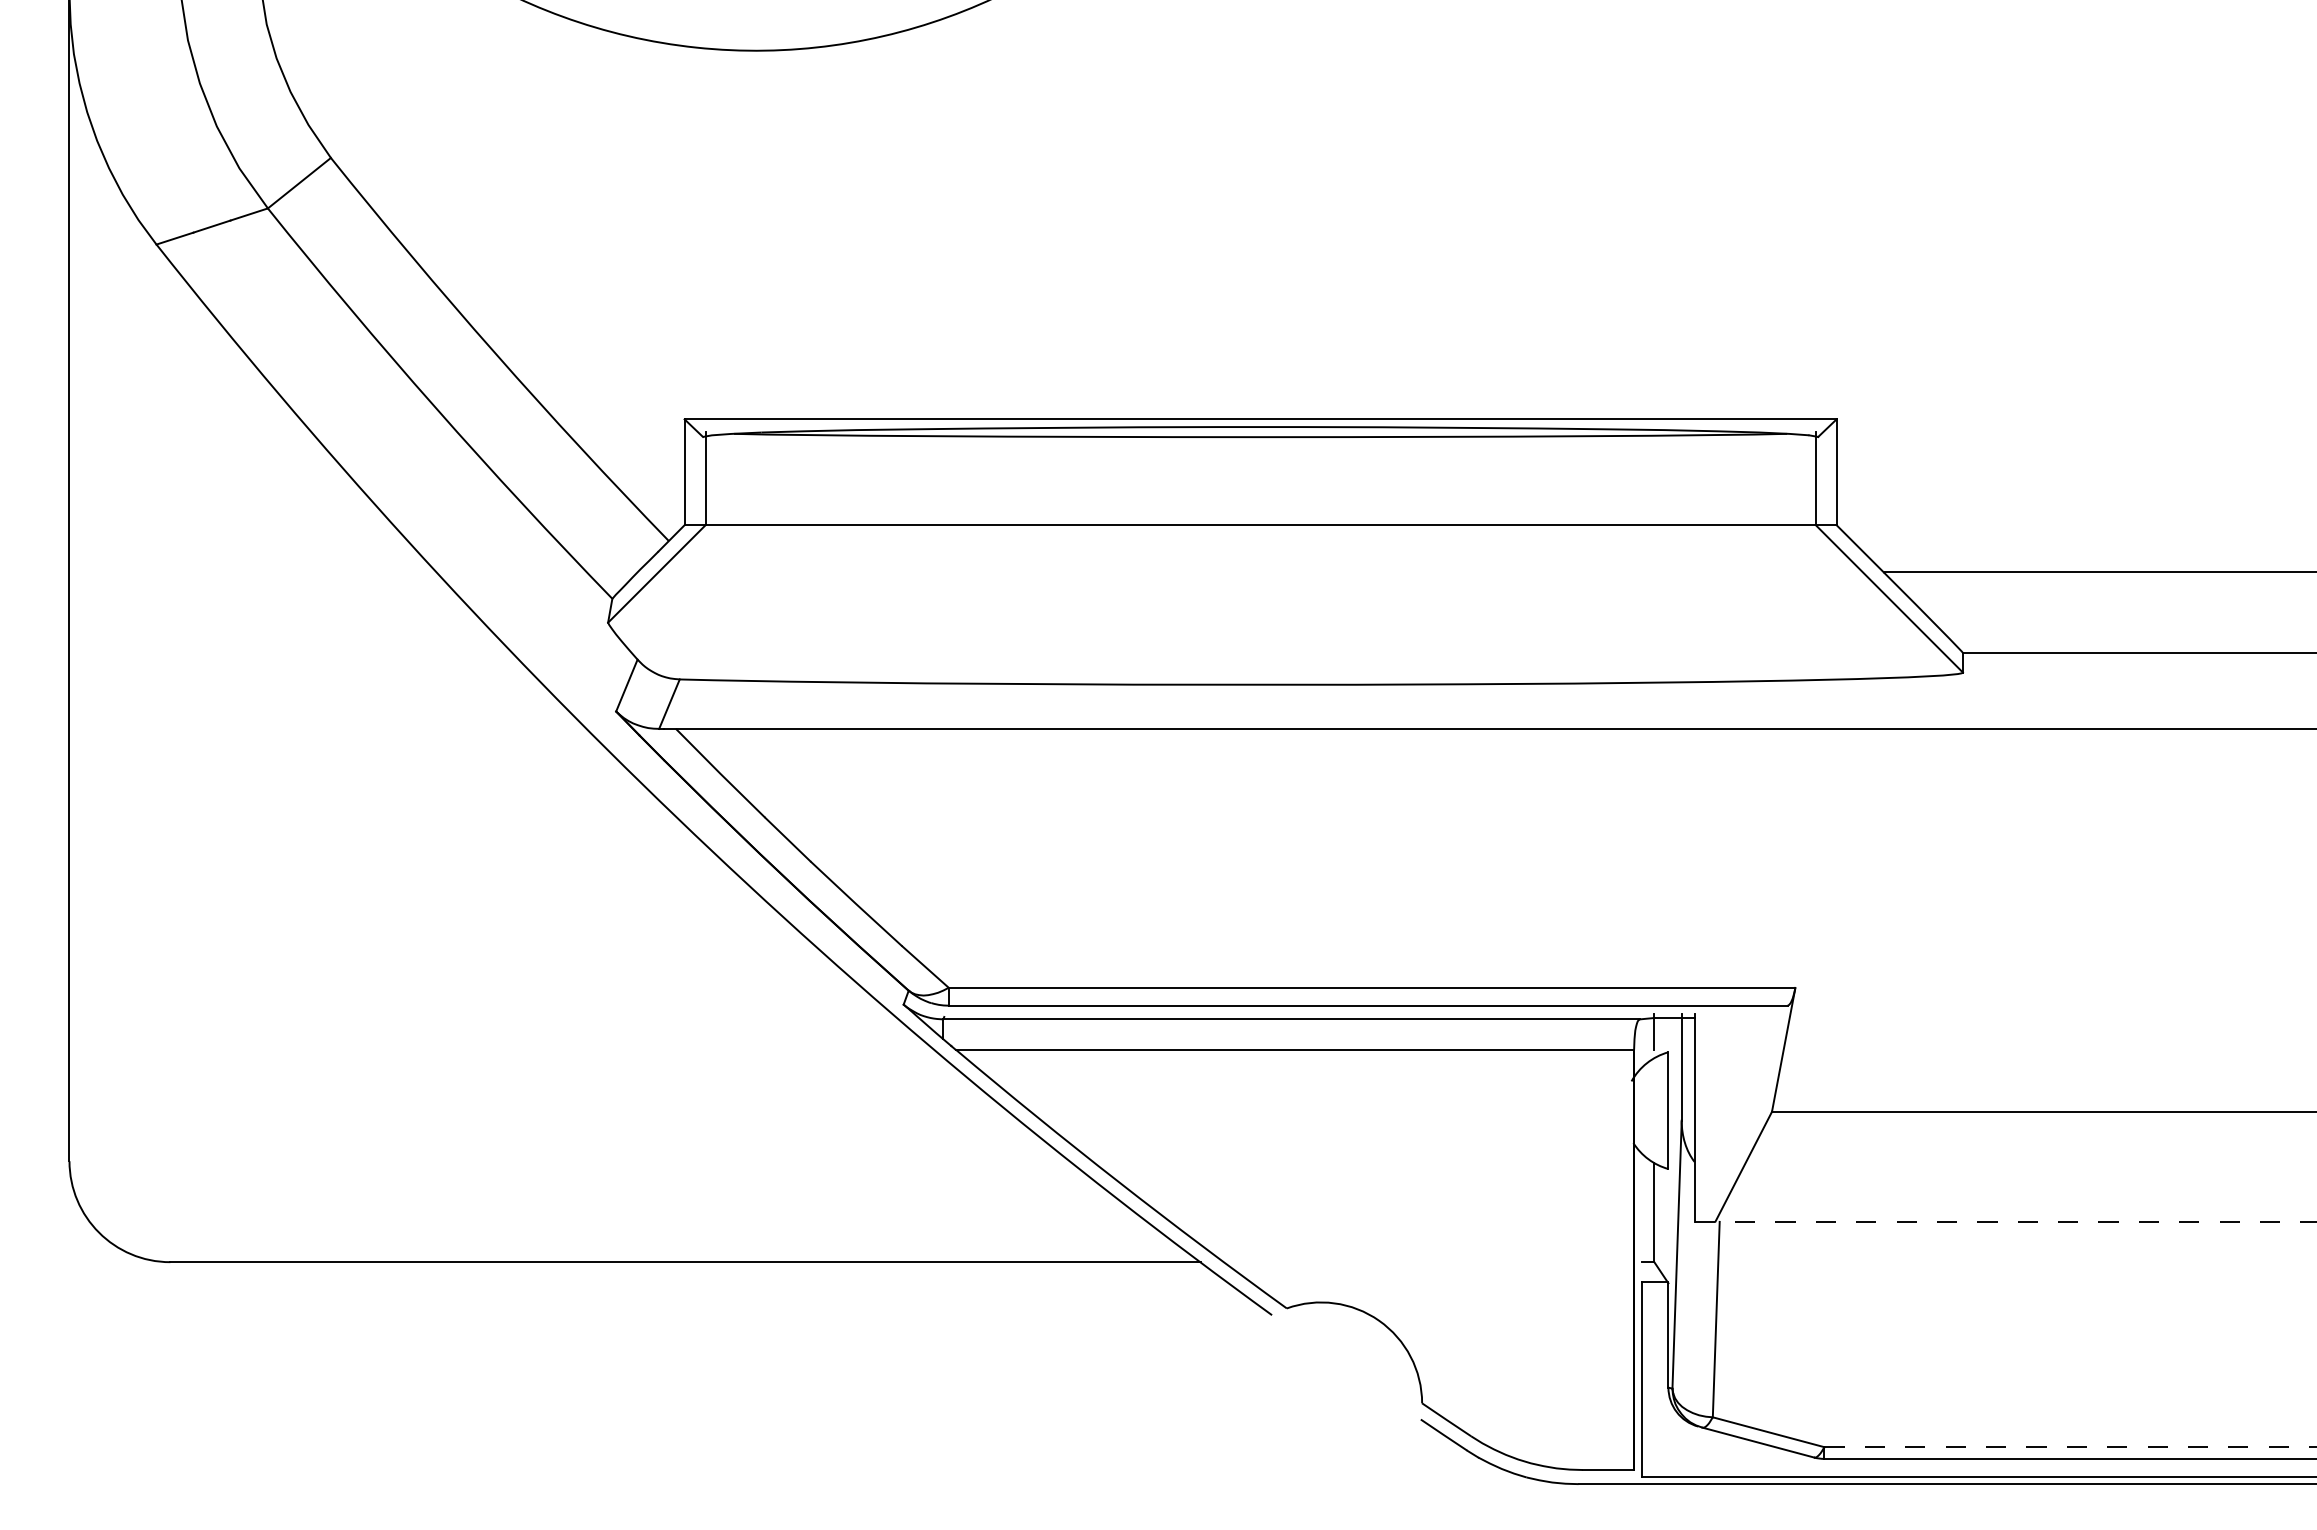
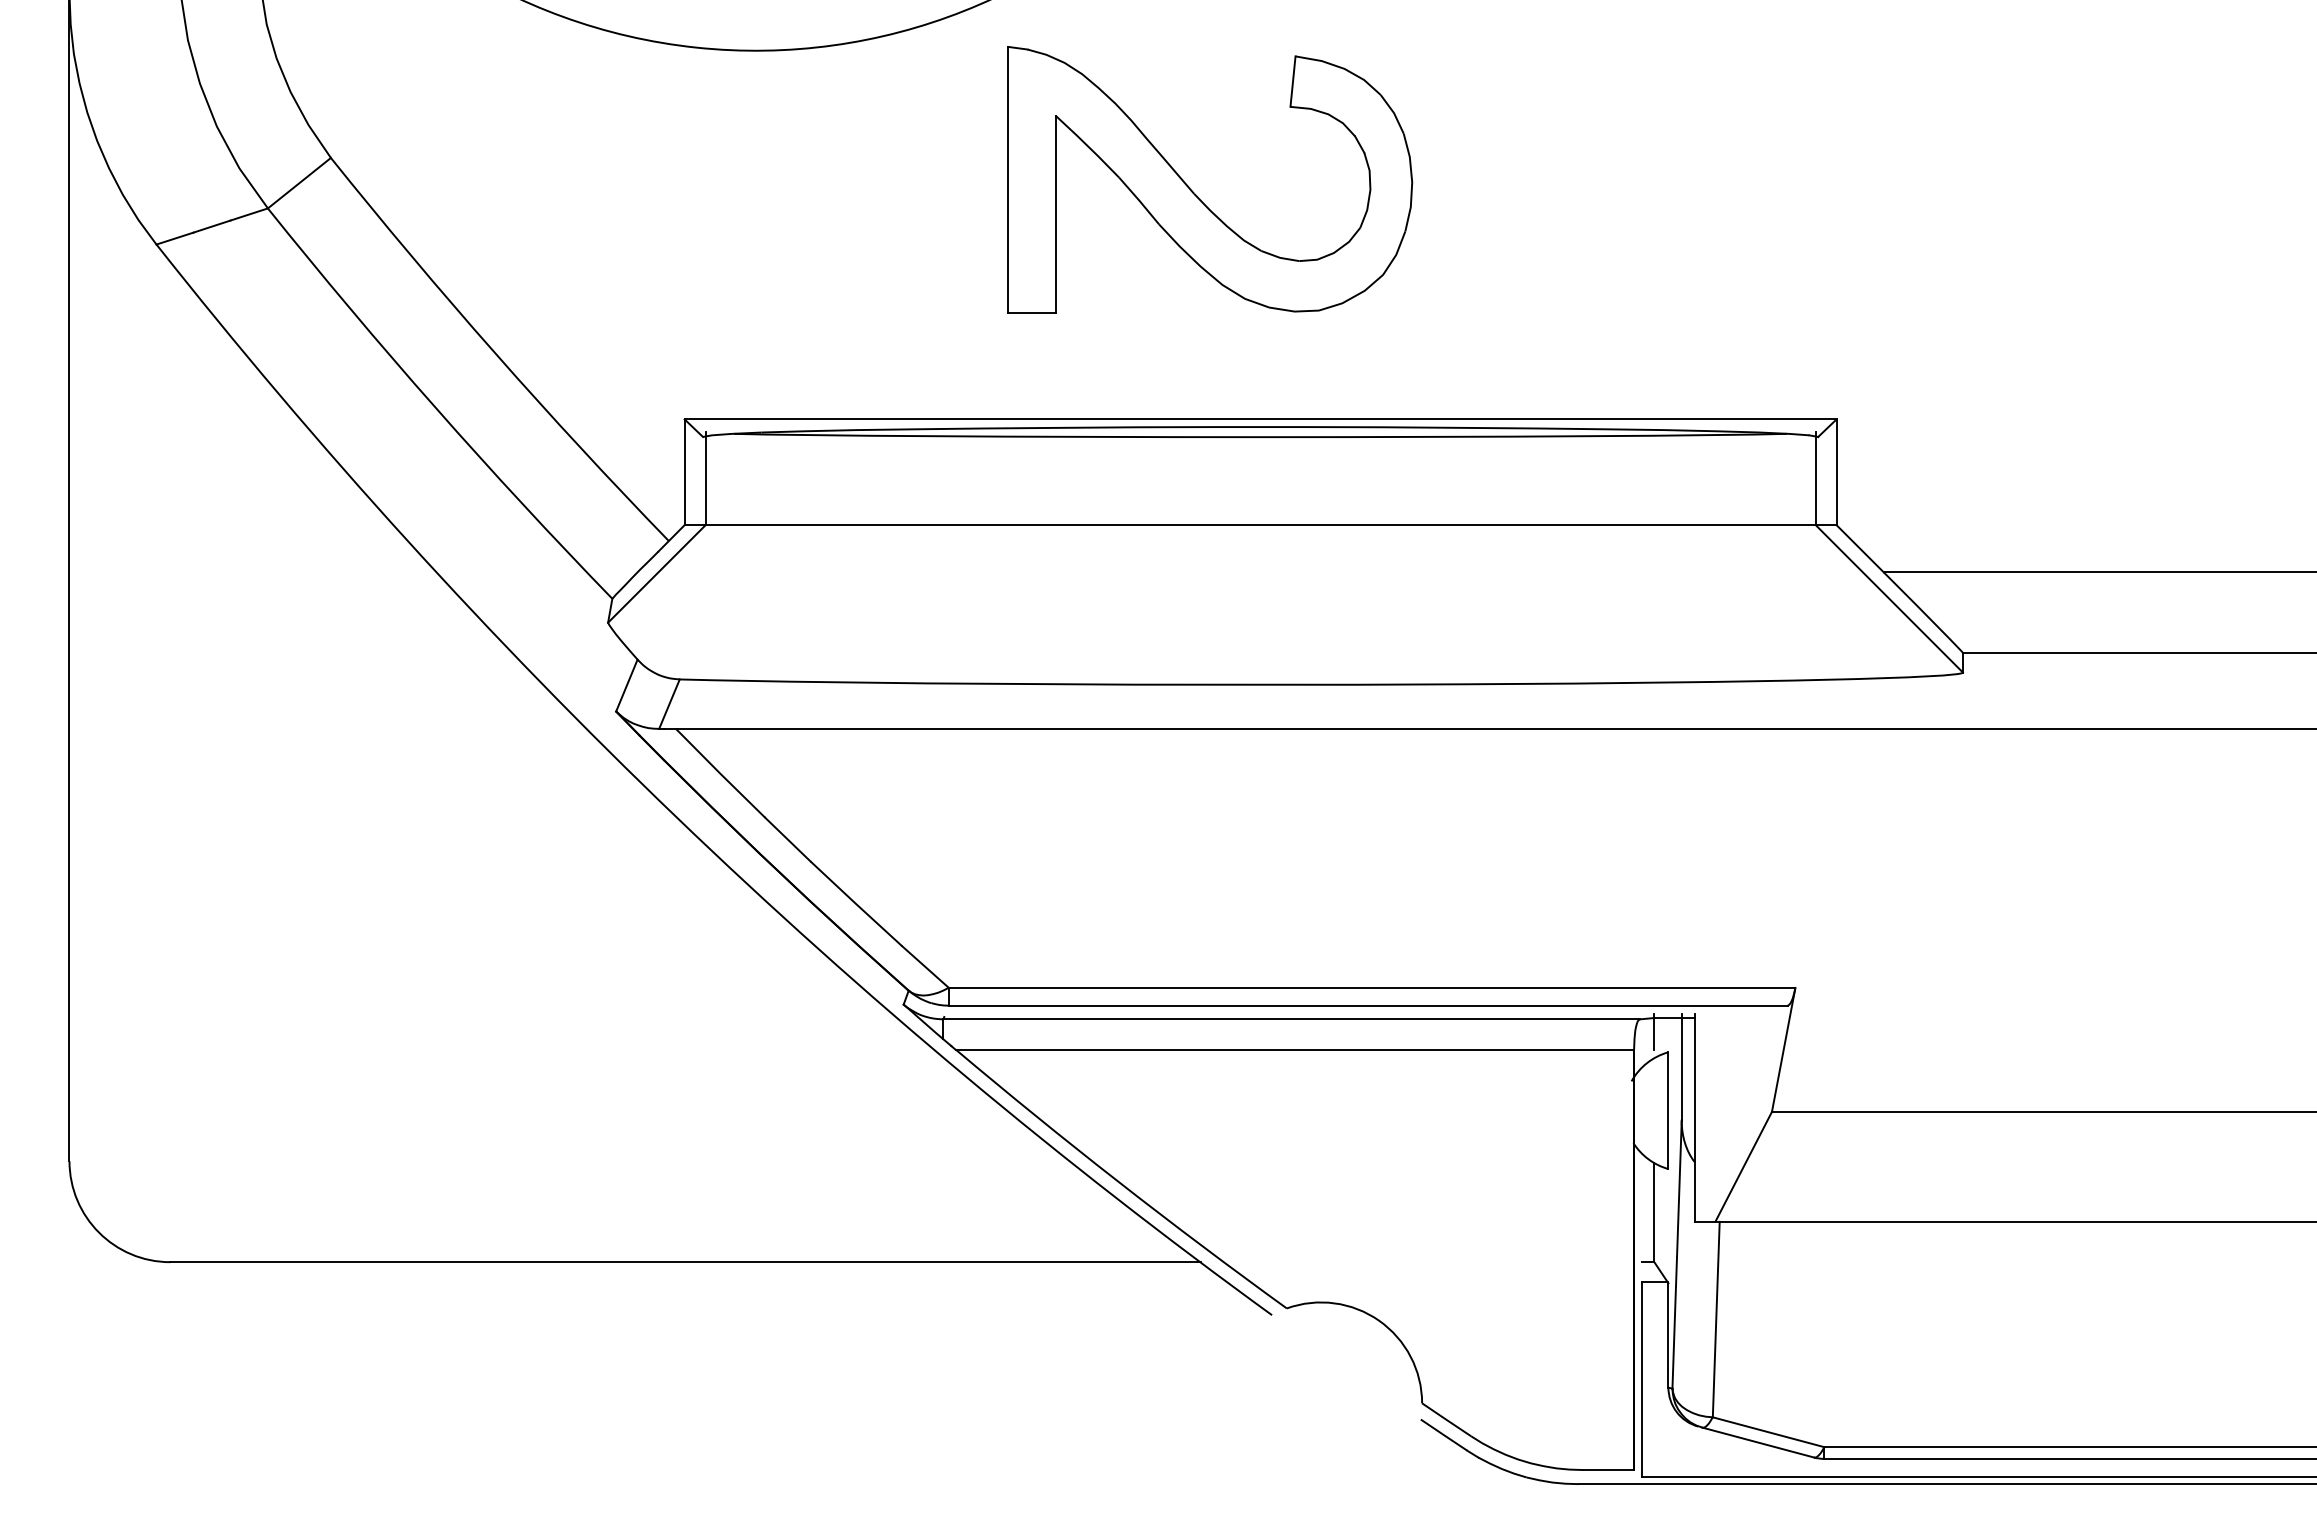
part: none -> present (1195, 193)
line: dashed -> solid (2005, 1221)
line: dashed -> solid (2070, 1447)
